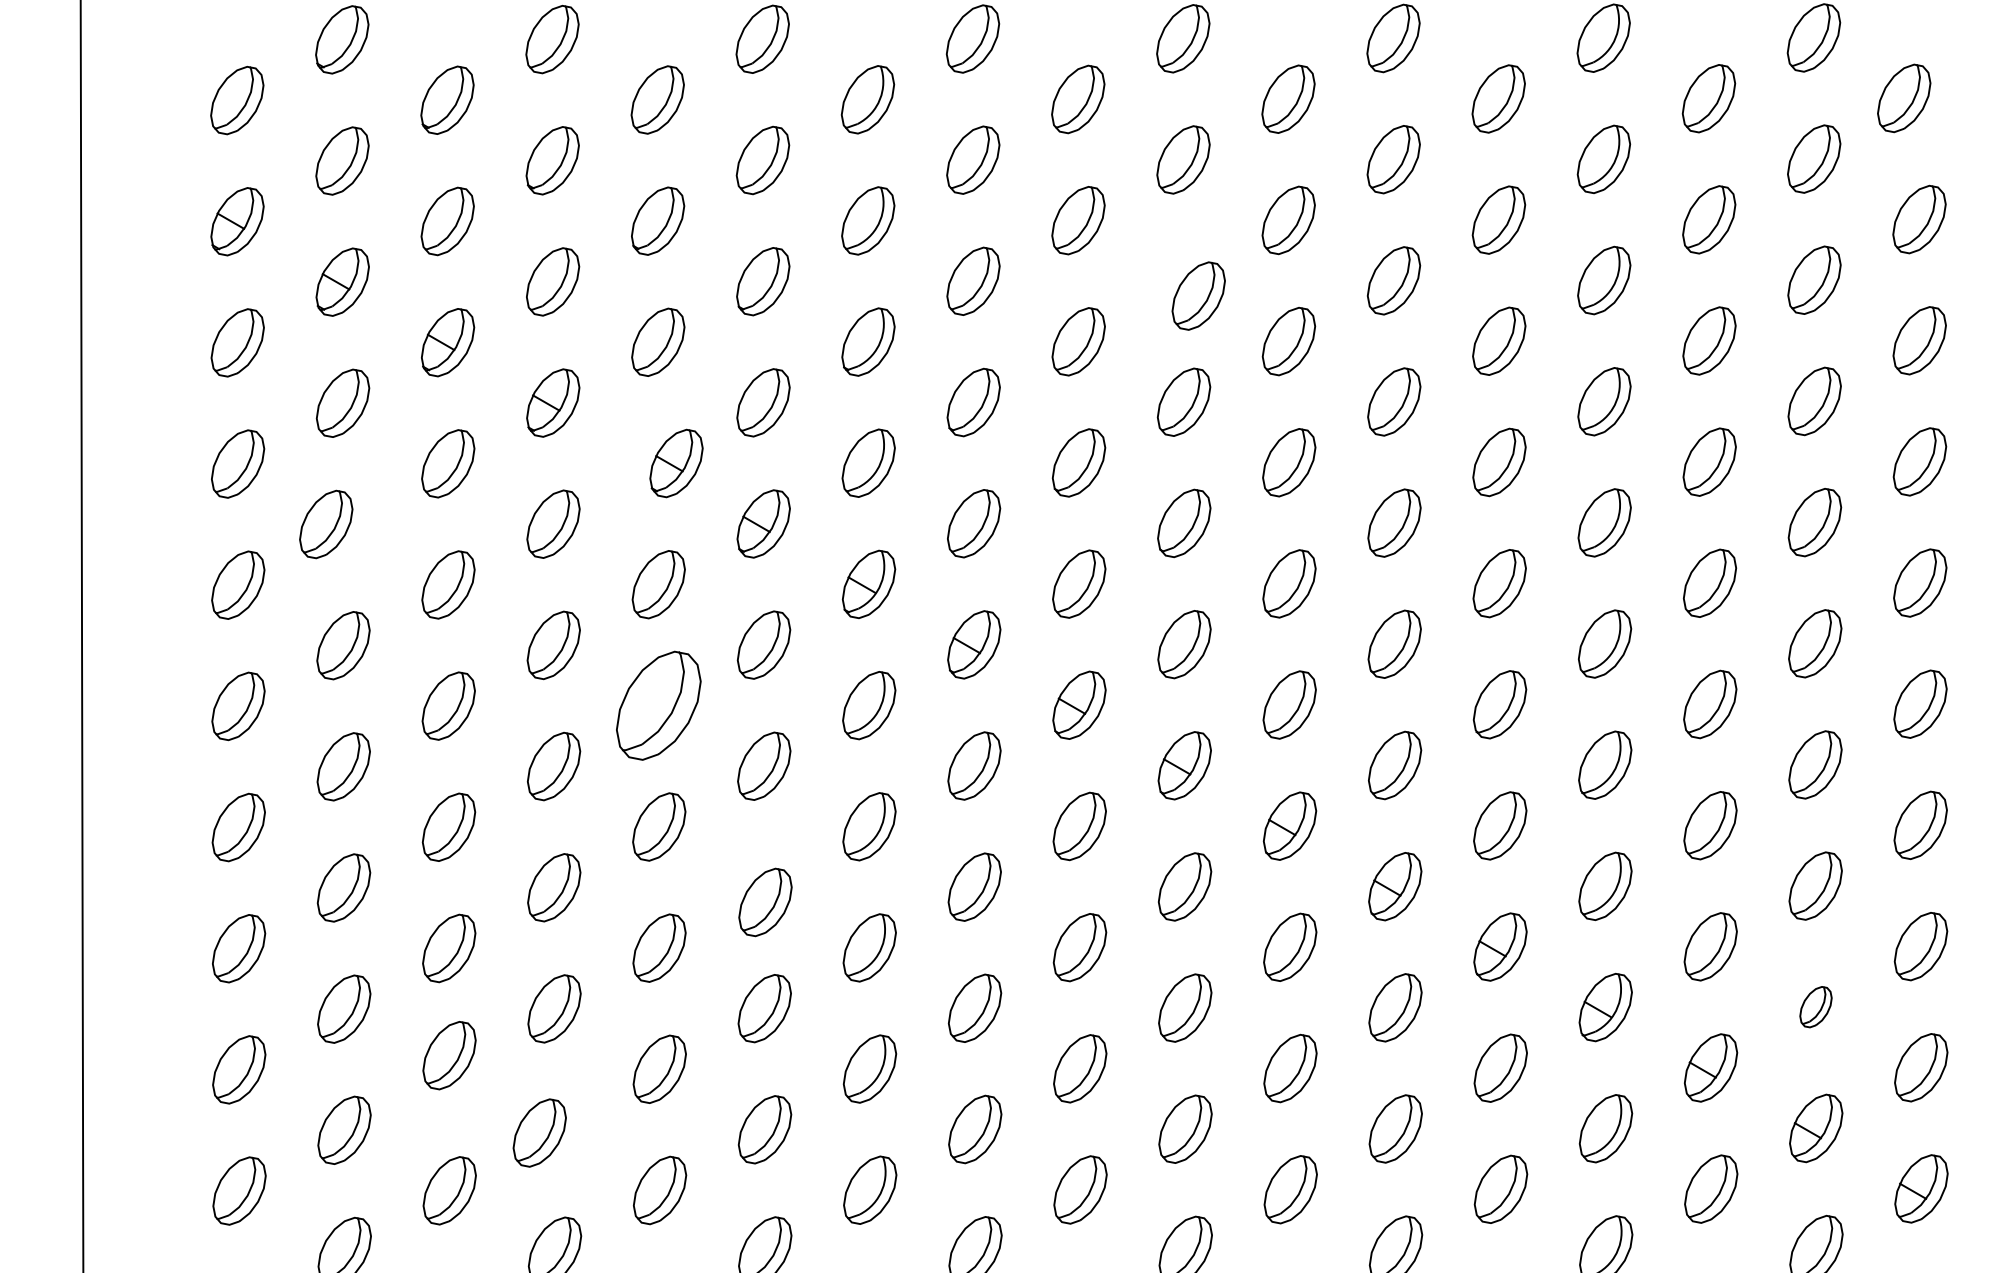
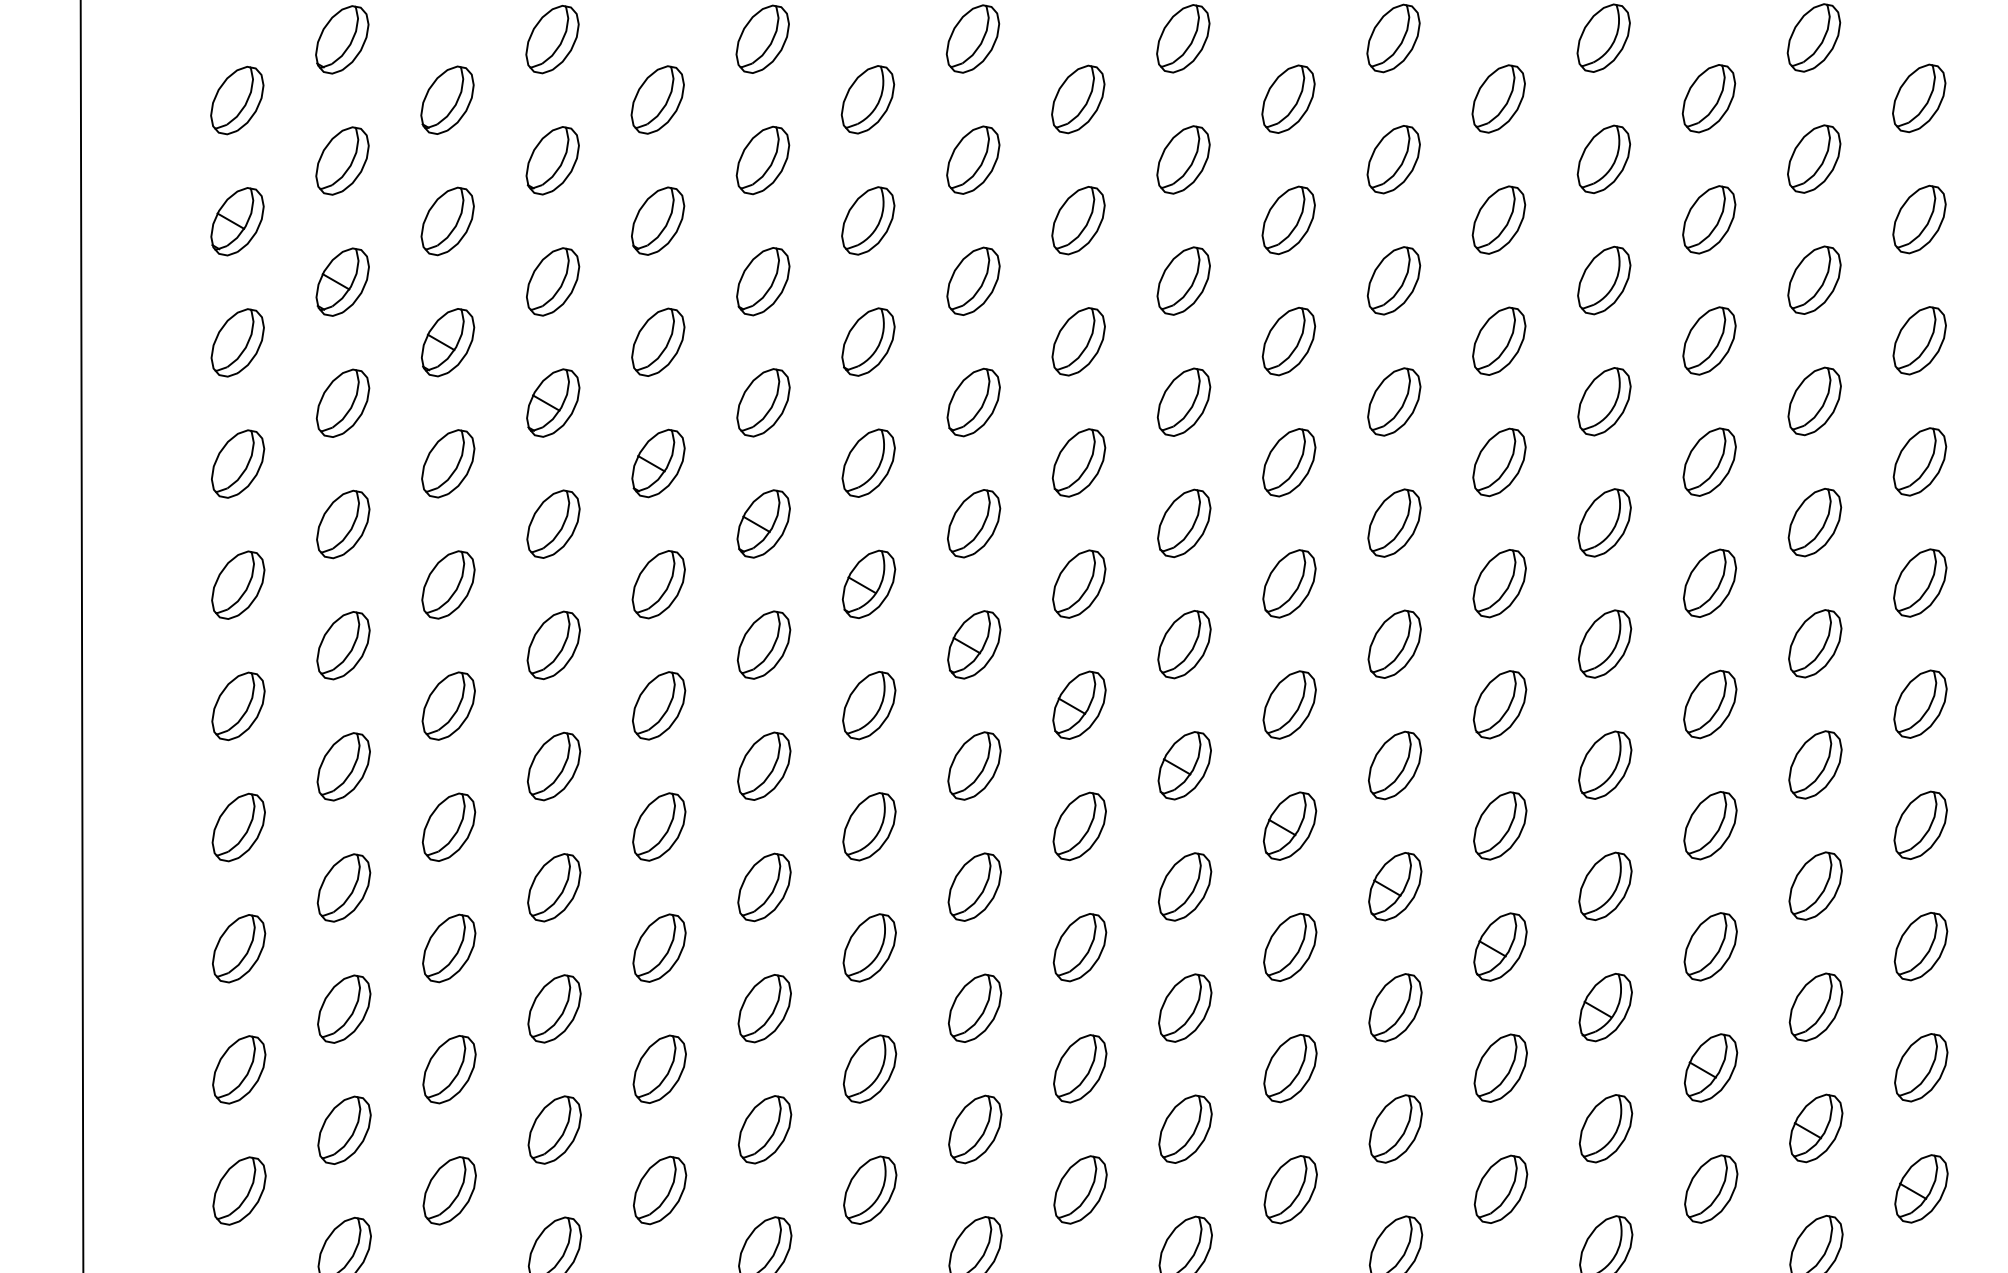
part position: (1904, 98) -> (1919, 98) (1919, 98)
part position: (1198, 295) -> (1183, 280) (1183, 280)
part position: (676, 463) -> (658, 463) (658, 463)
part position: (326, 524) -> (343, 524) (343, 524)
part size: 86x111 px -> 55x70 px (659, 705)
part position: (765, 902) -> (764, 887) (764, 887)
part size: 34x43 px -> 56x70 px (1815, 1006)
part position: (449, 1055) -> (449, 1069) (449, 1069)
part position: (539, 1132) -> (554, 1129) (554, 1129)
